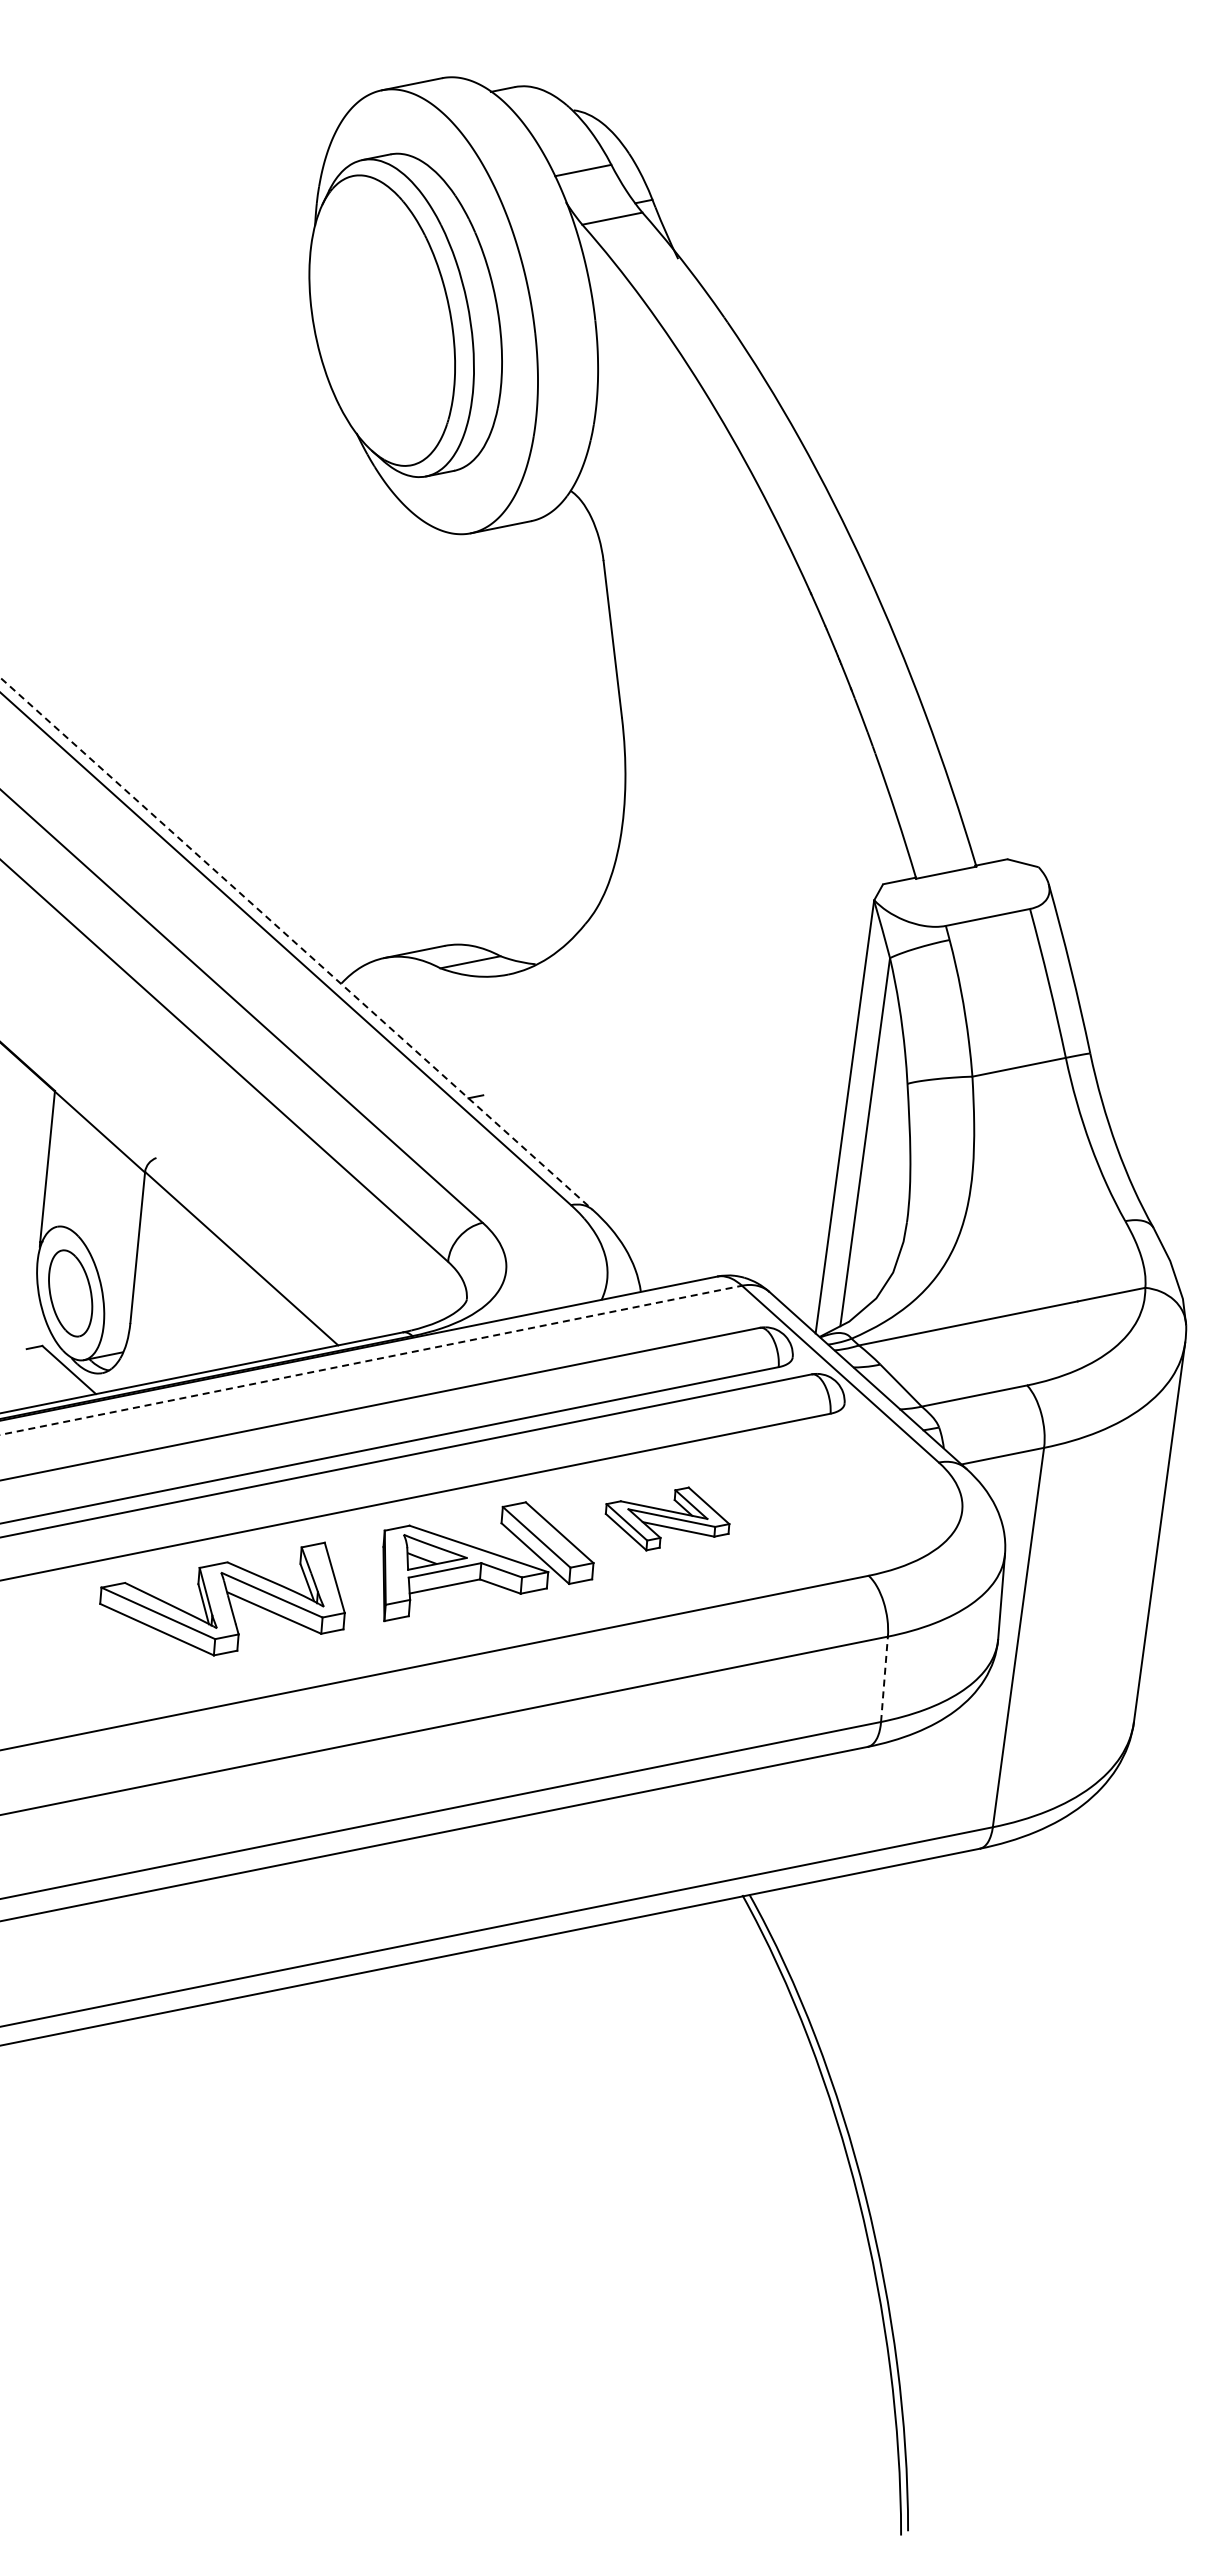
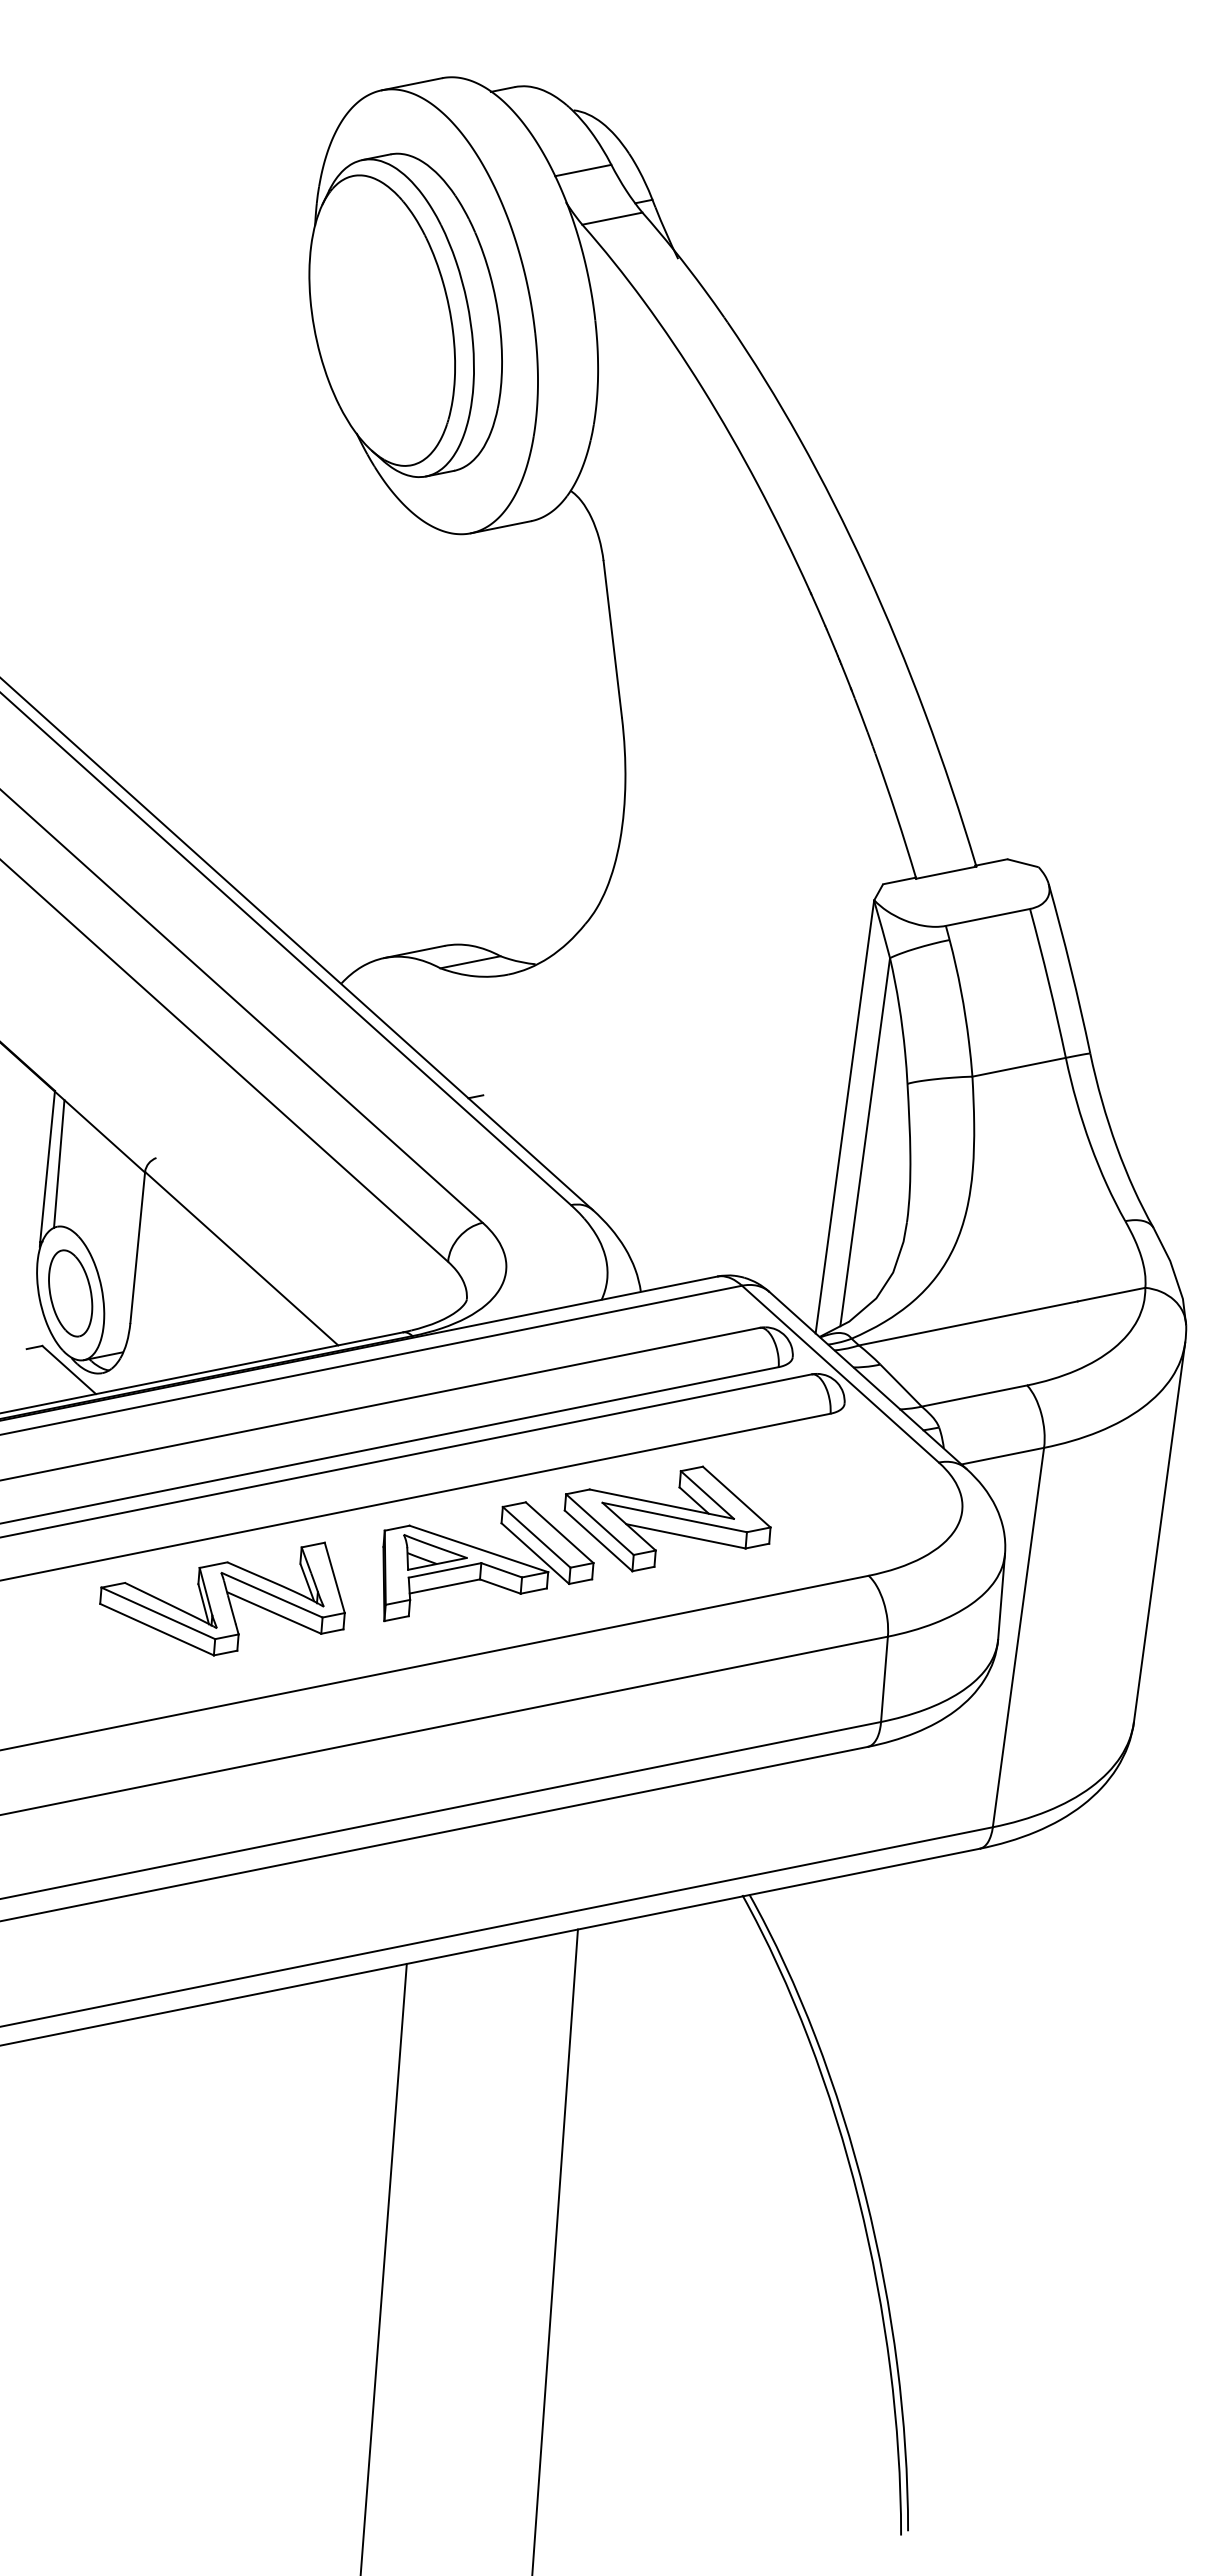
line: dashed -> solid (297, 944)
line: none -> present (59, 1164)
line: dashed -> solid (371, 1360)
part size: 127x66 px -> 209x108 px (667, 1518)
line: dashed -> solid (884, 1679)
line: none -> present (554, 2250)
line: none -> present (383, 2267)
